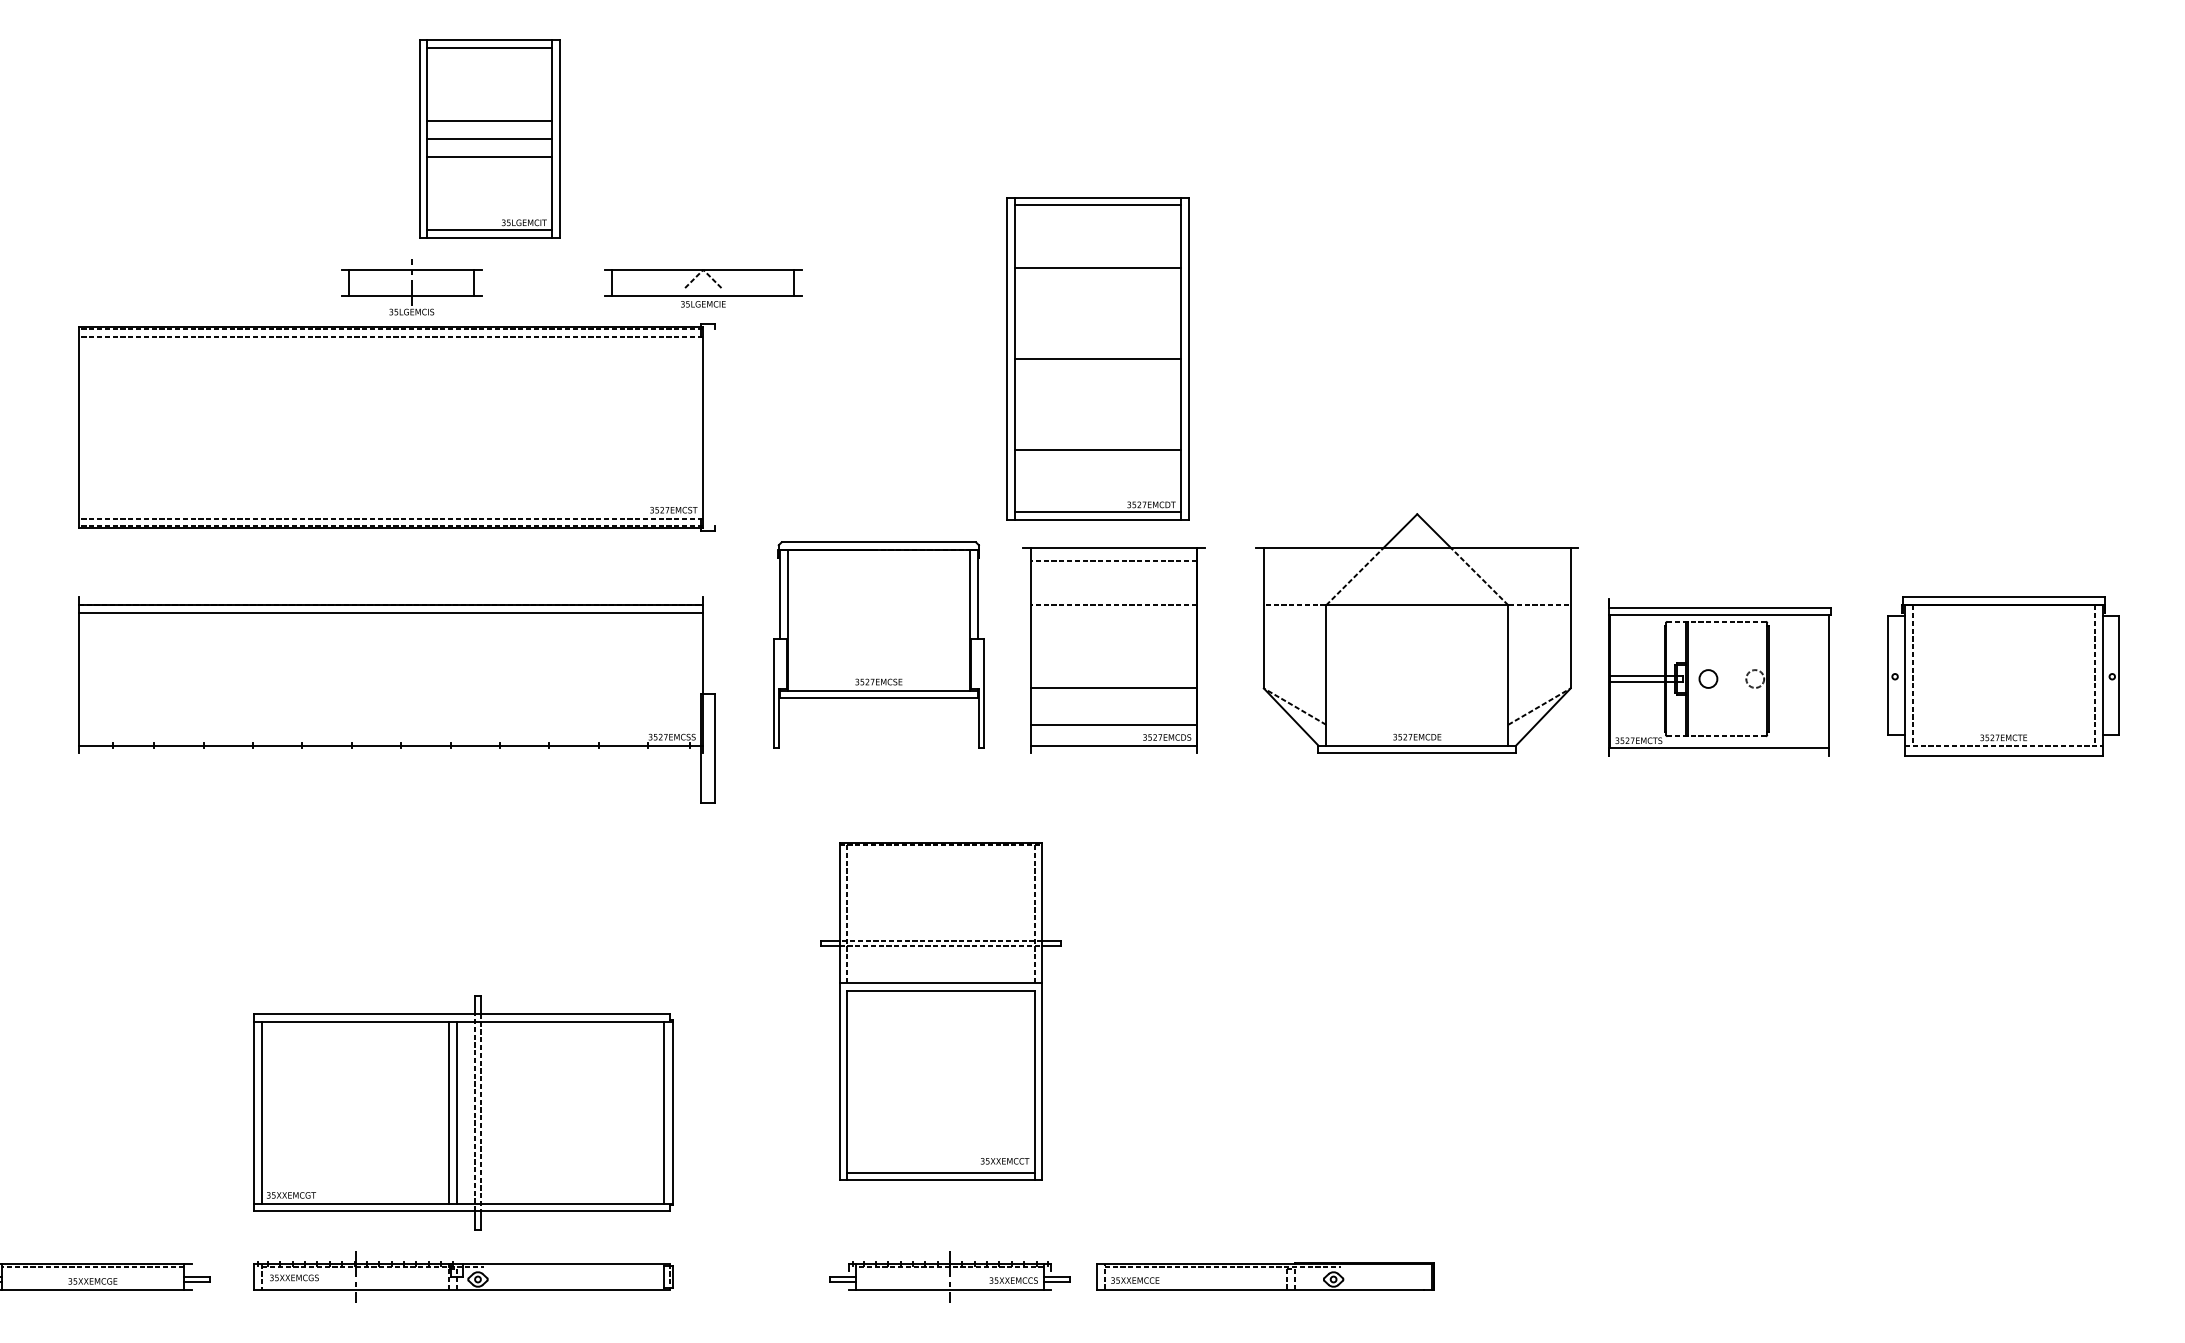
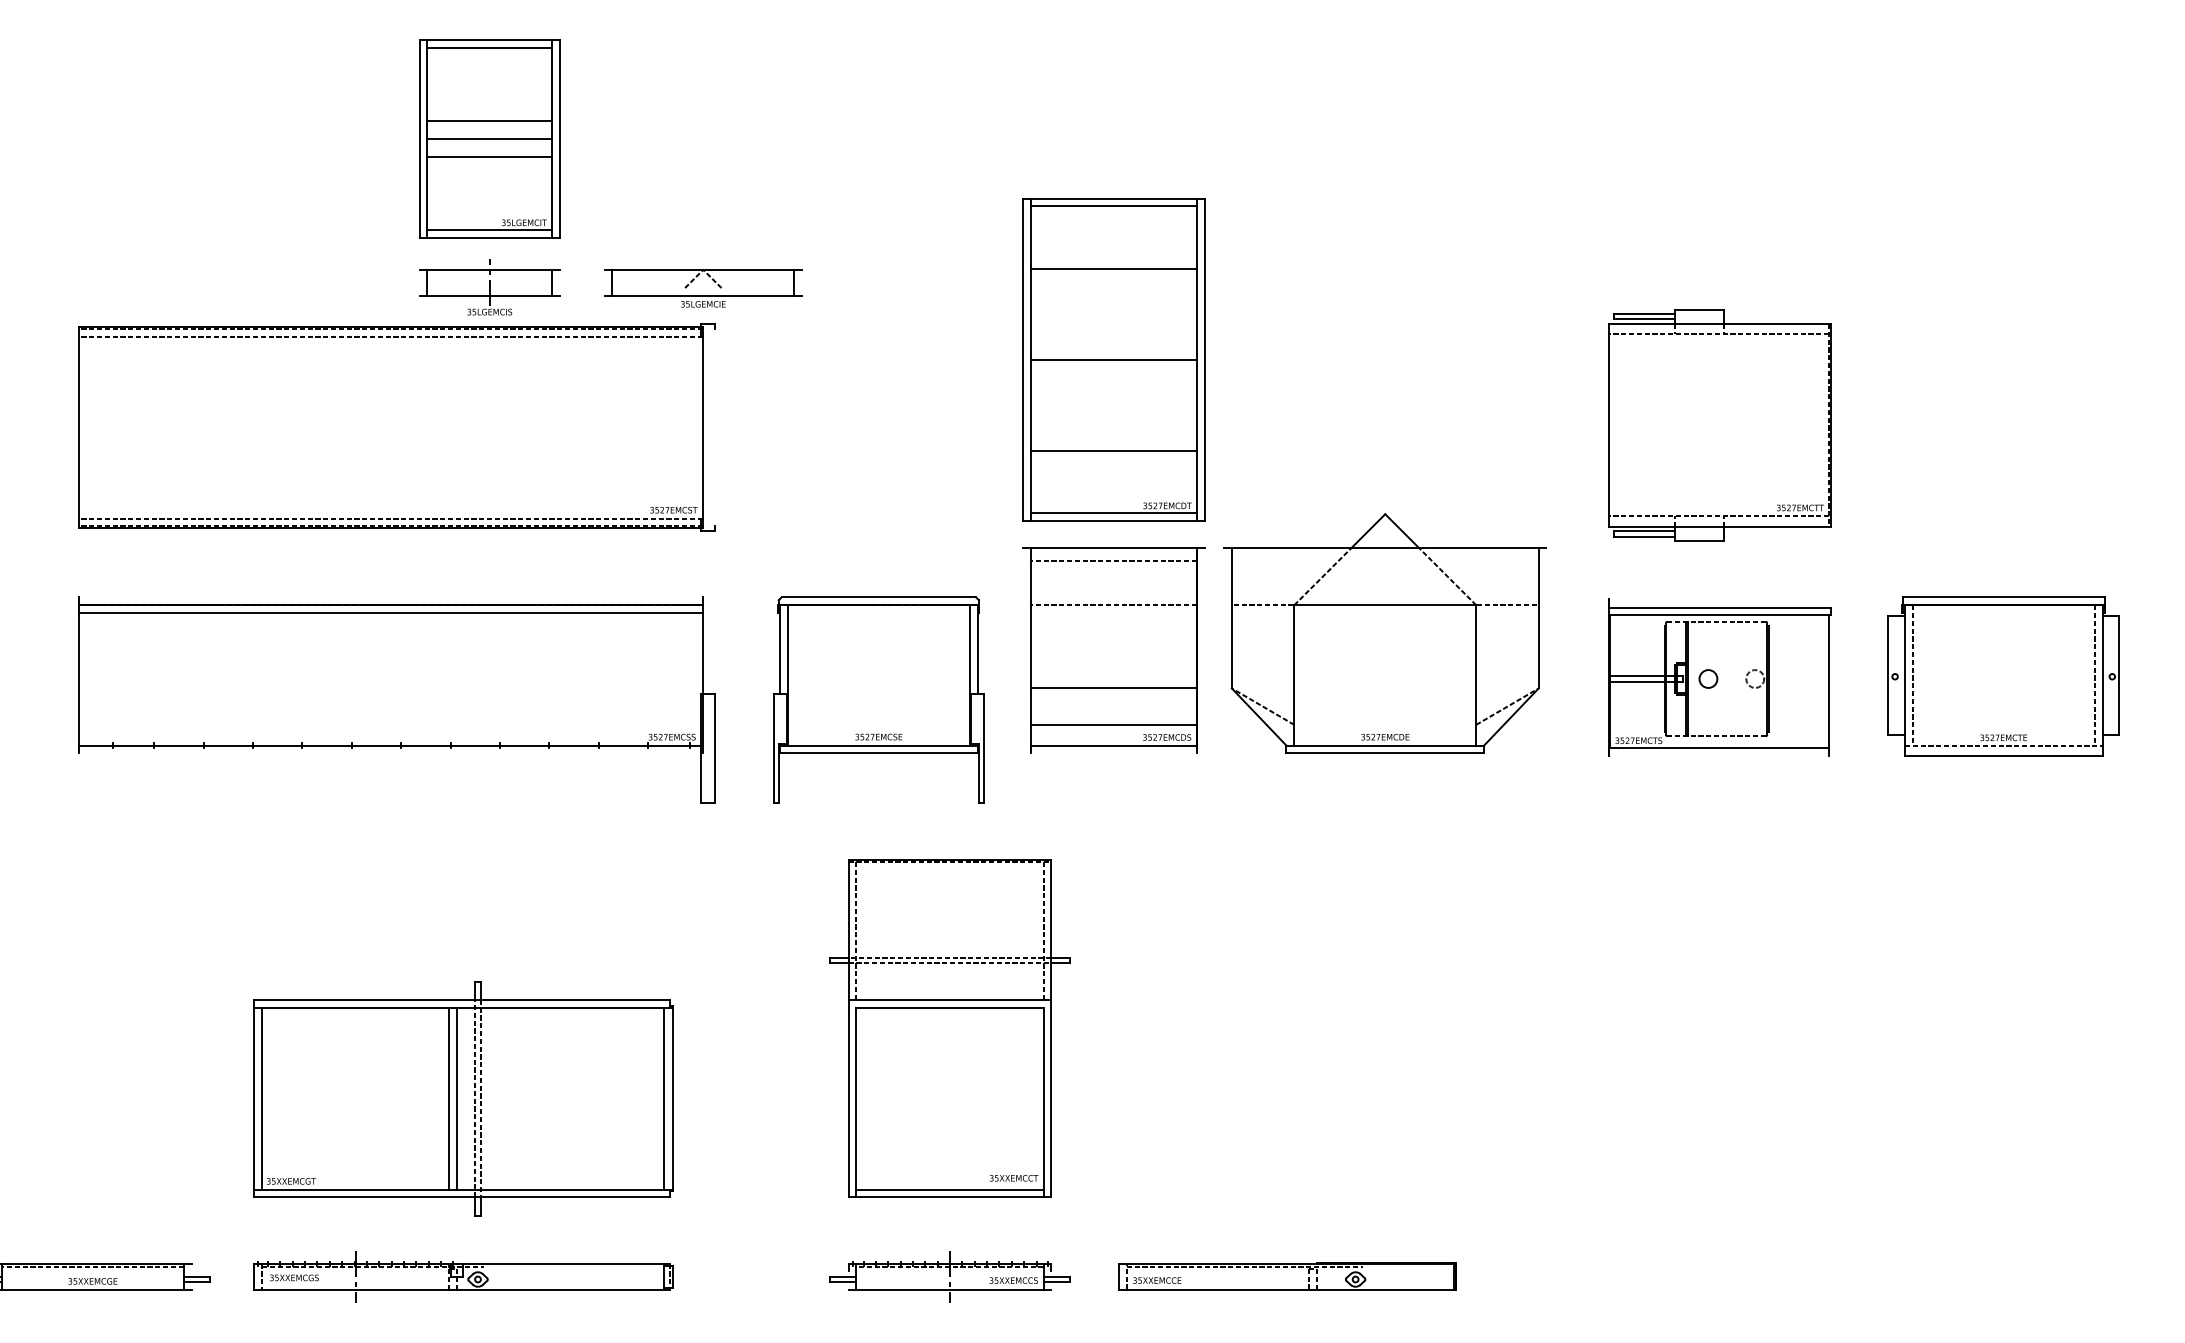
part position: (411, 287) -> (489, 287) (489, 287)
part position: (1097, 358) -> (1113, 359) (1113, 359)
part: none -> present (1719, 425)
part position: (1416, 633) -> (1384, 633) (1384, 633)
part position: (878, 644) -> (878, 699) (878, 699)
part position: (940, 1011) -> (949, 1028) (949, 1028)
part position: (463, 1112) -> (463, 1098) (463, 1098)
part position: (1265, 1276) -> (1287, 1276) (1287, 1276)
